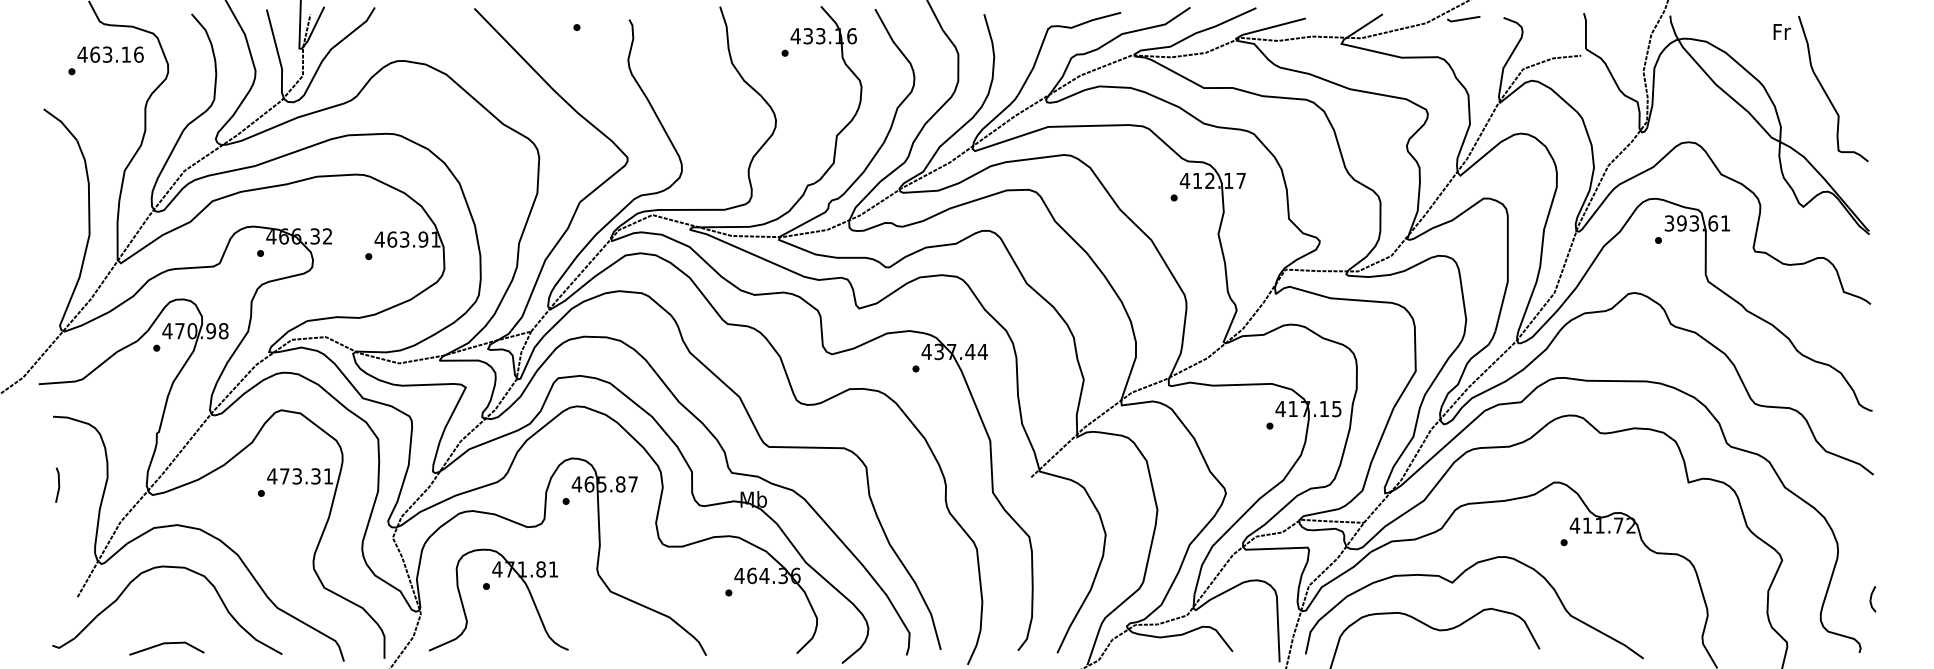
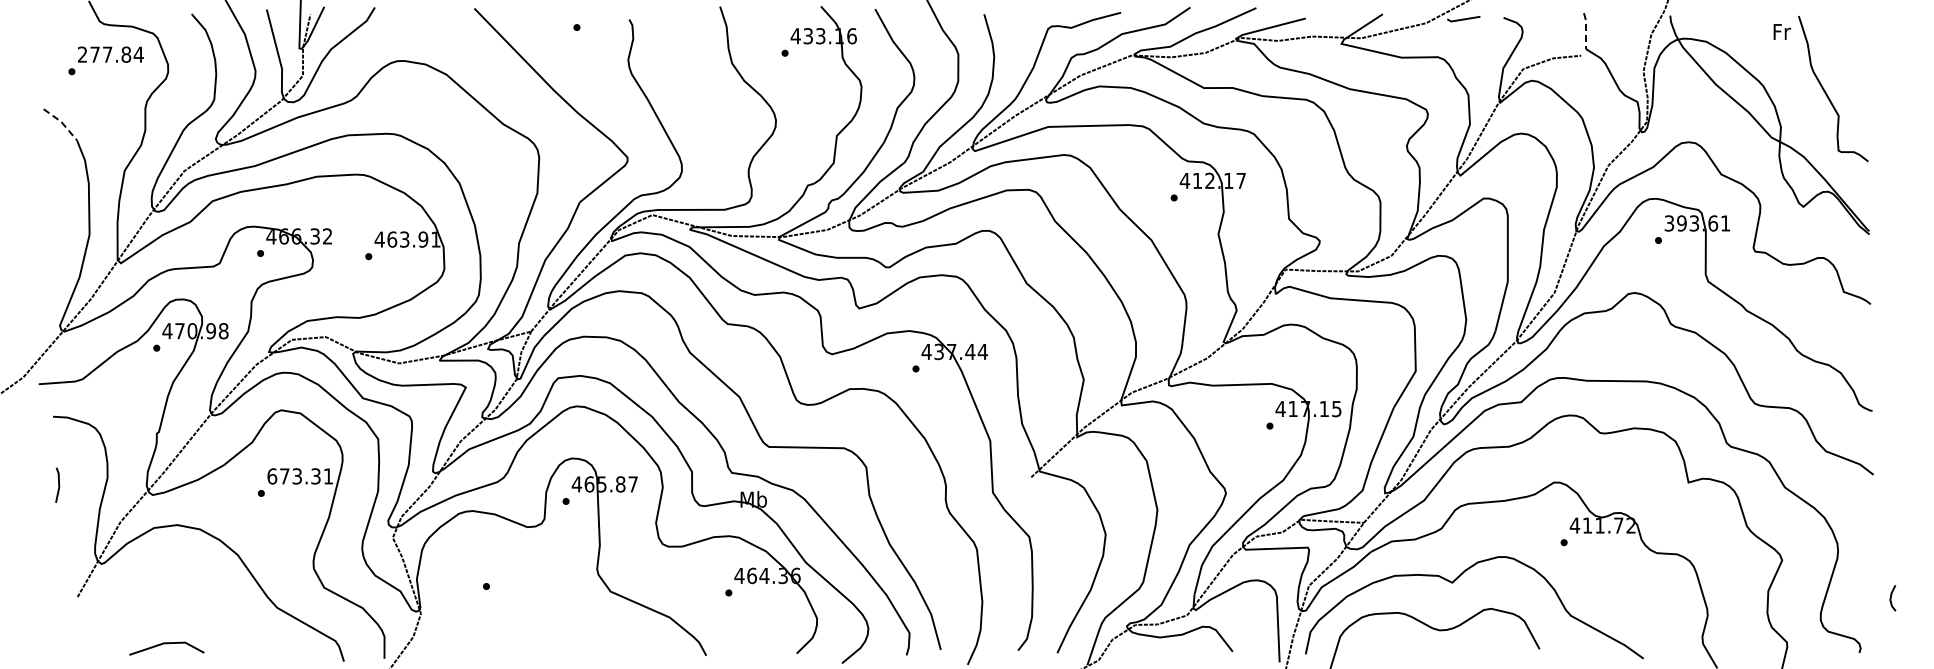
line: solid -> dashed (1585, 30)
text: 463.16 -> 277.84 (110, 54)
line: solid -> dashed (61, 122)
text: 473.31 -> 673.31 (272, 476)
part: present -> none (174, 568)
part: present -> none (498, 577)
curve position: (1871, 599) -> (1891, 598) (1891, 598)
